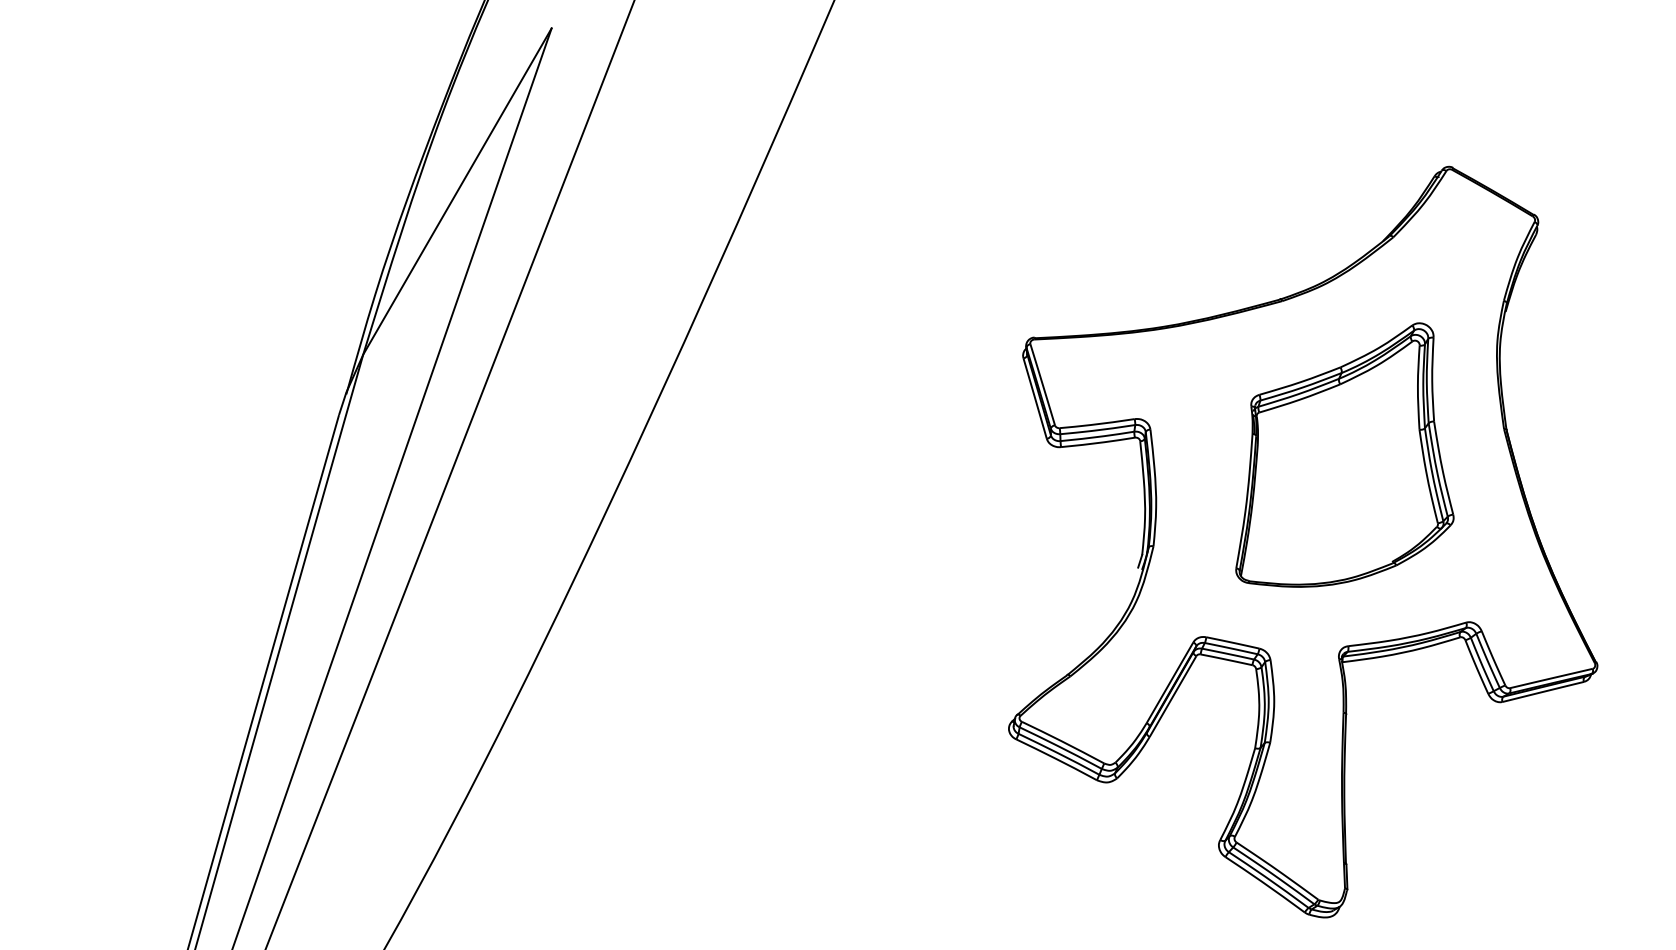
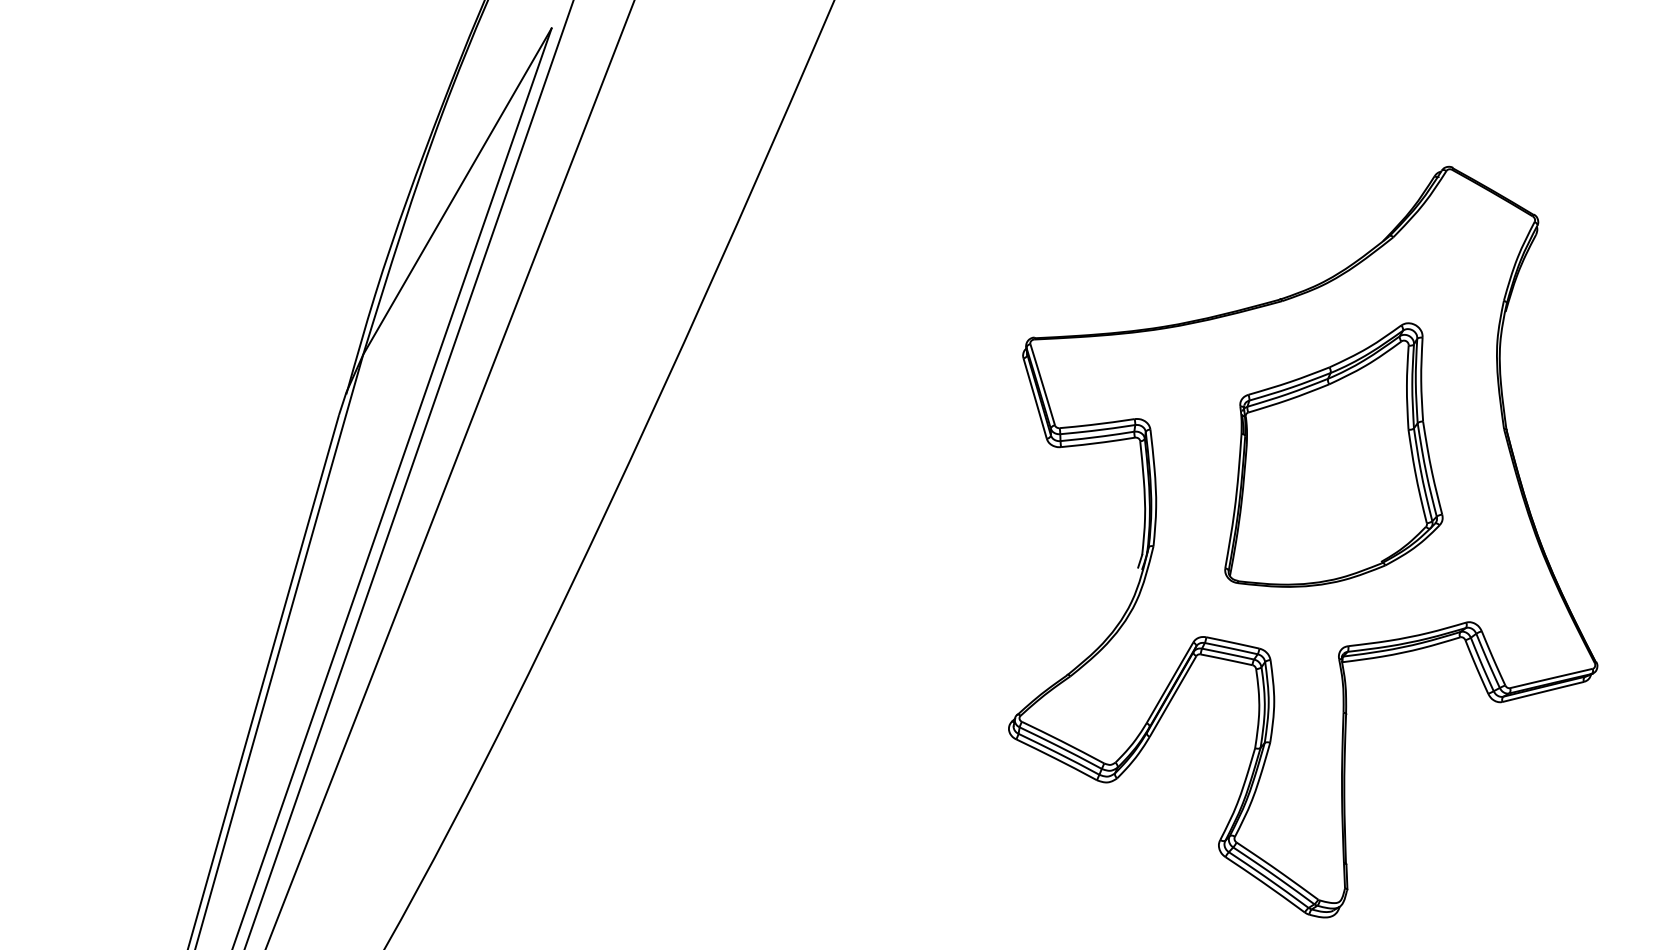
part position: (1344, 454) -> (1333, 454) (1333, 454)
line: none -> present (408, 474)
